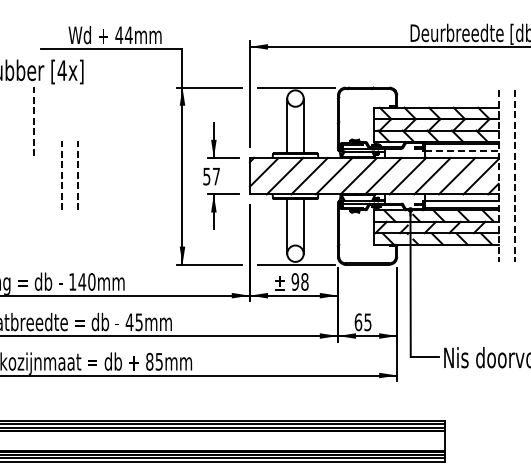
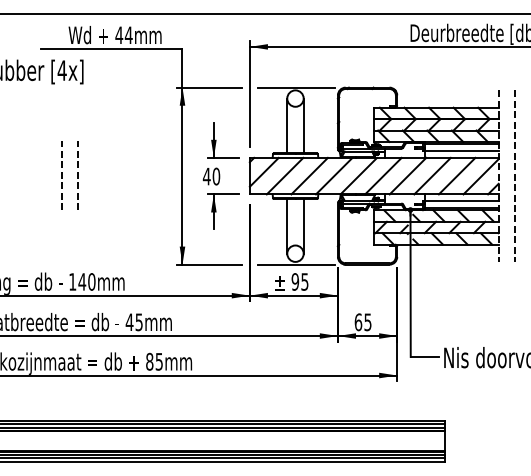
line: none -> present (264, 14)
line: present -> none (33, 121)
line: dashed -> solid (461, 151)
text: 57 -> 40 (211, 176)
text: 98 -> 95 (304, 281)
